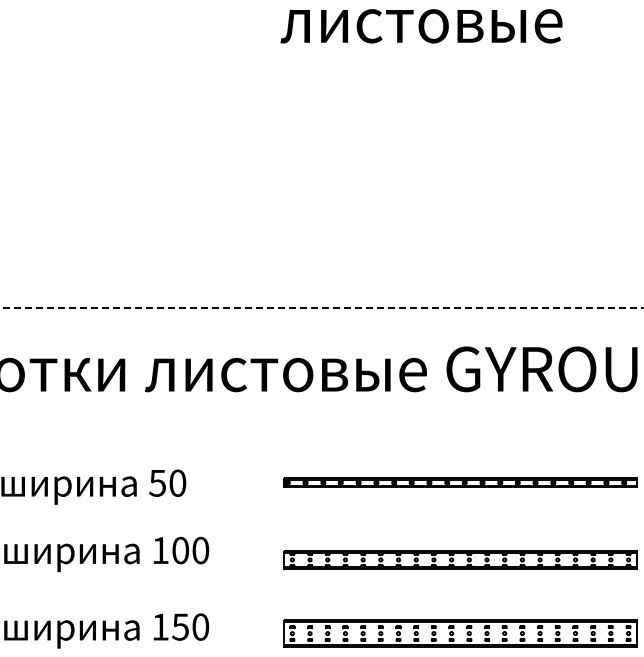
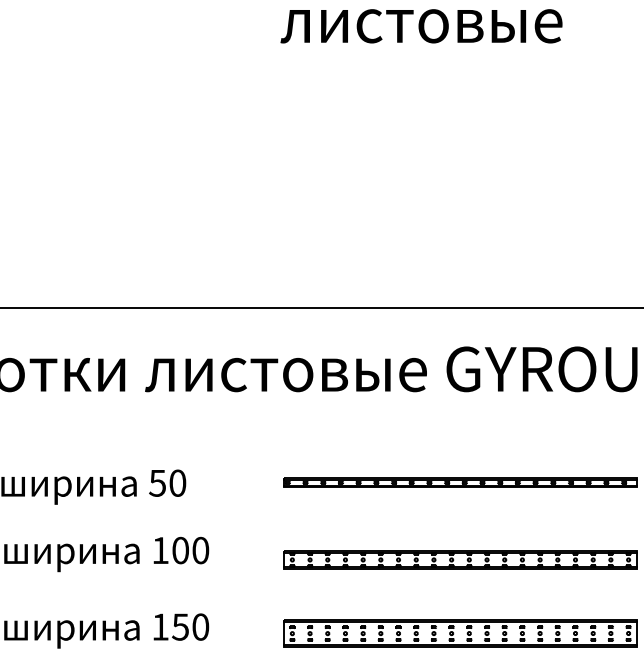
line: dashed -> solid (322, 307)
